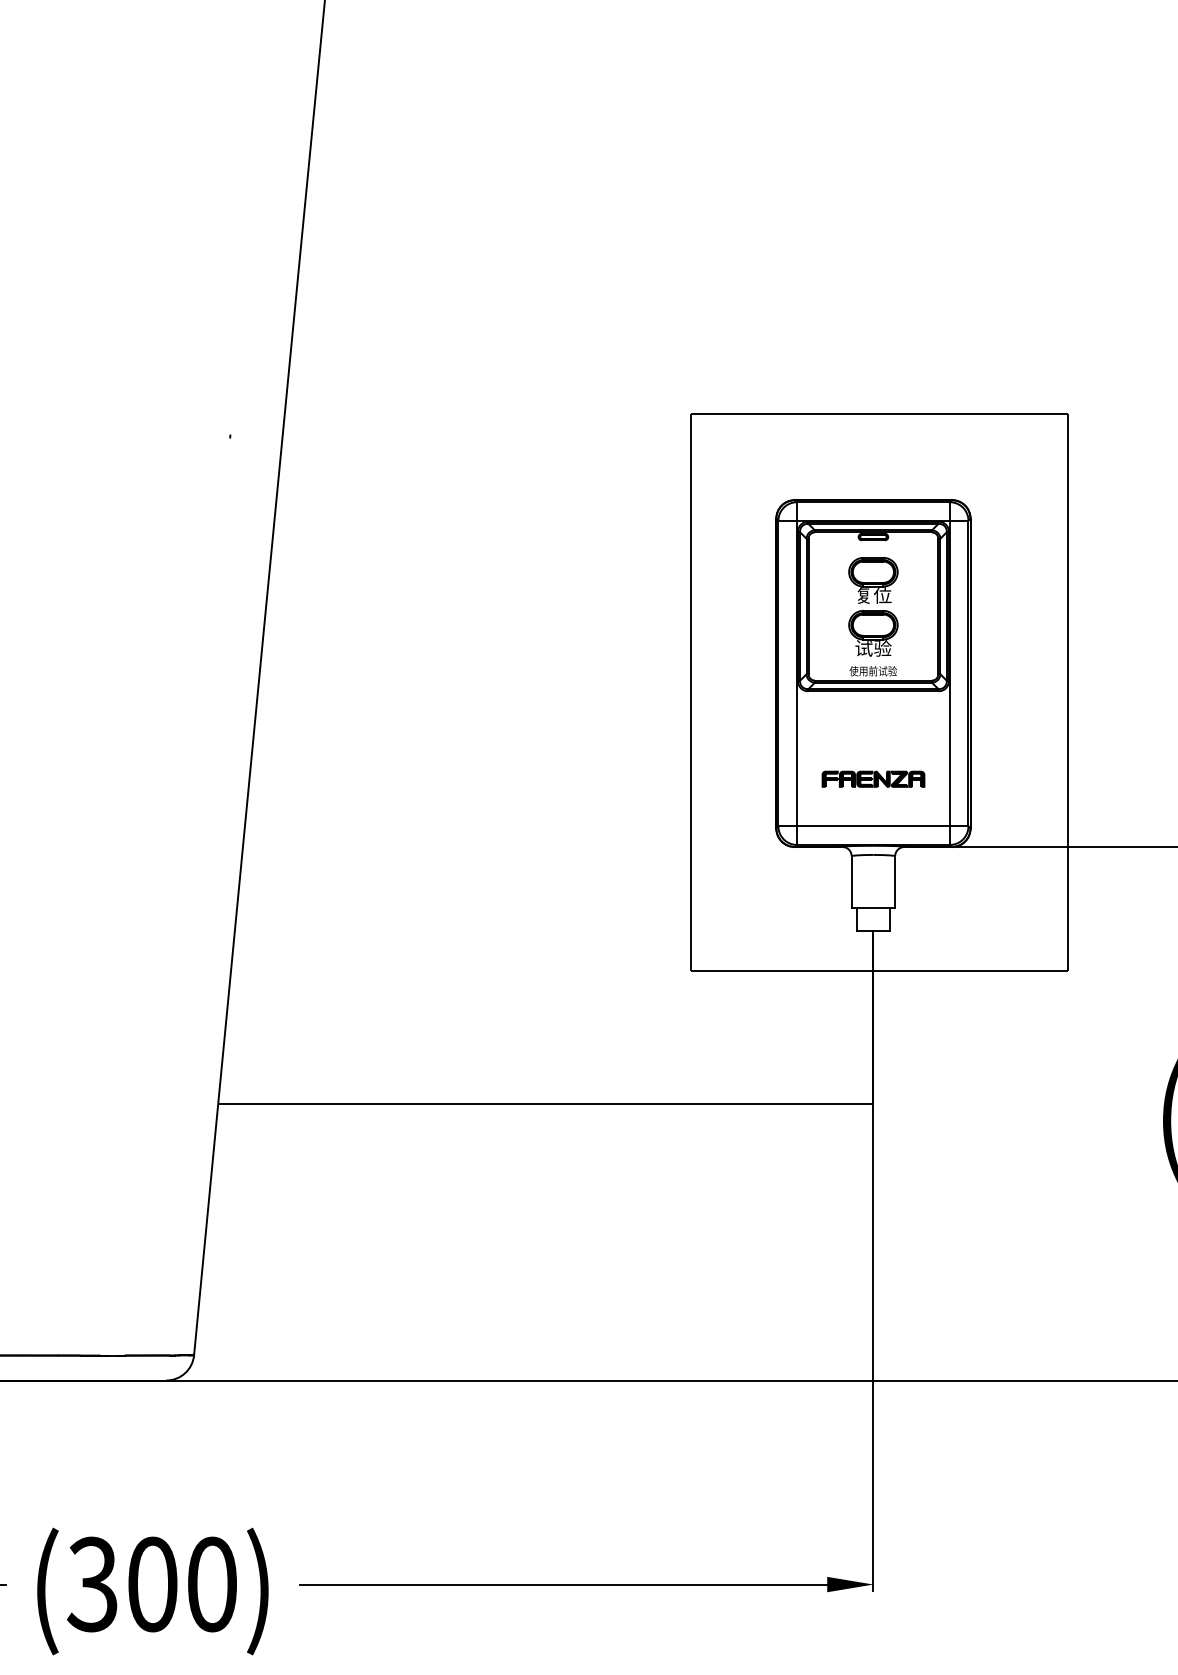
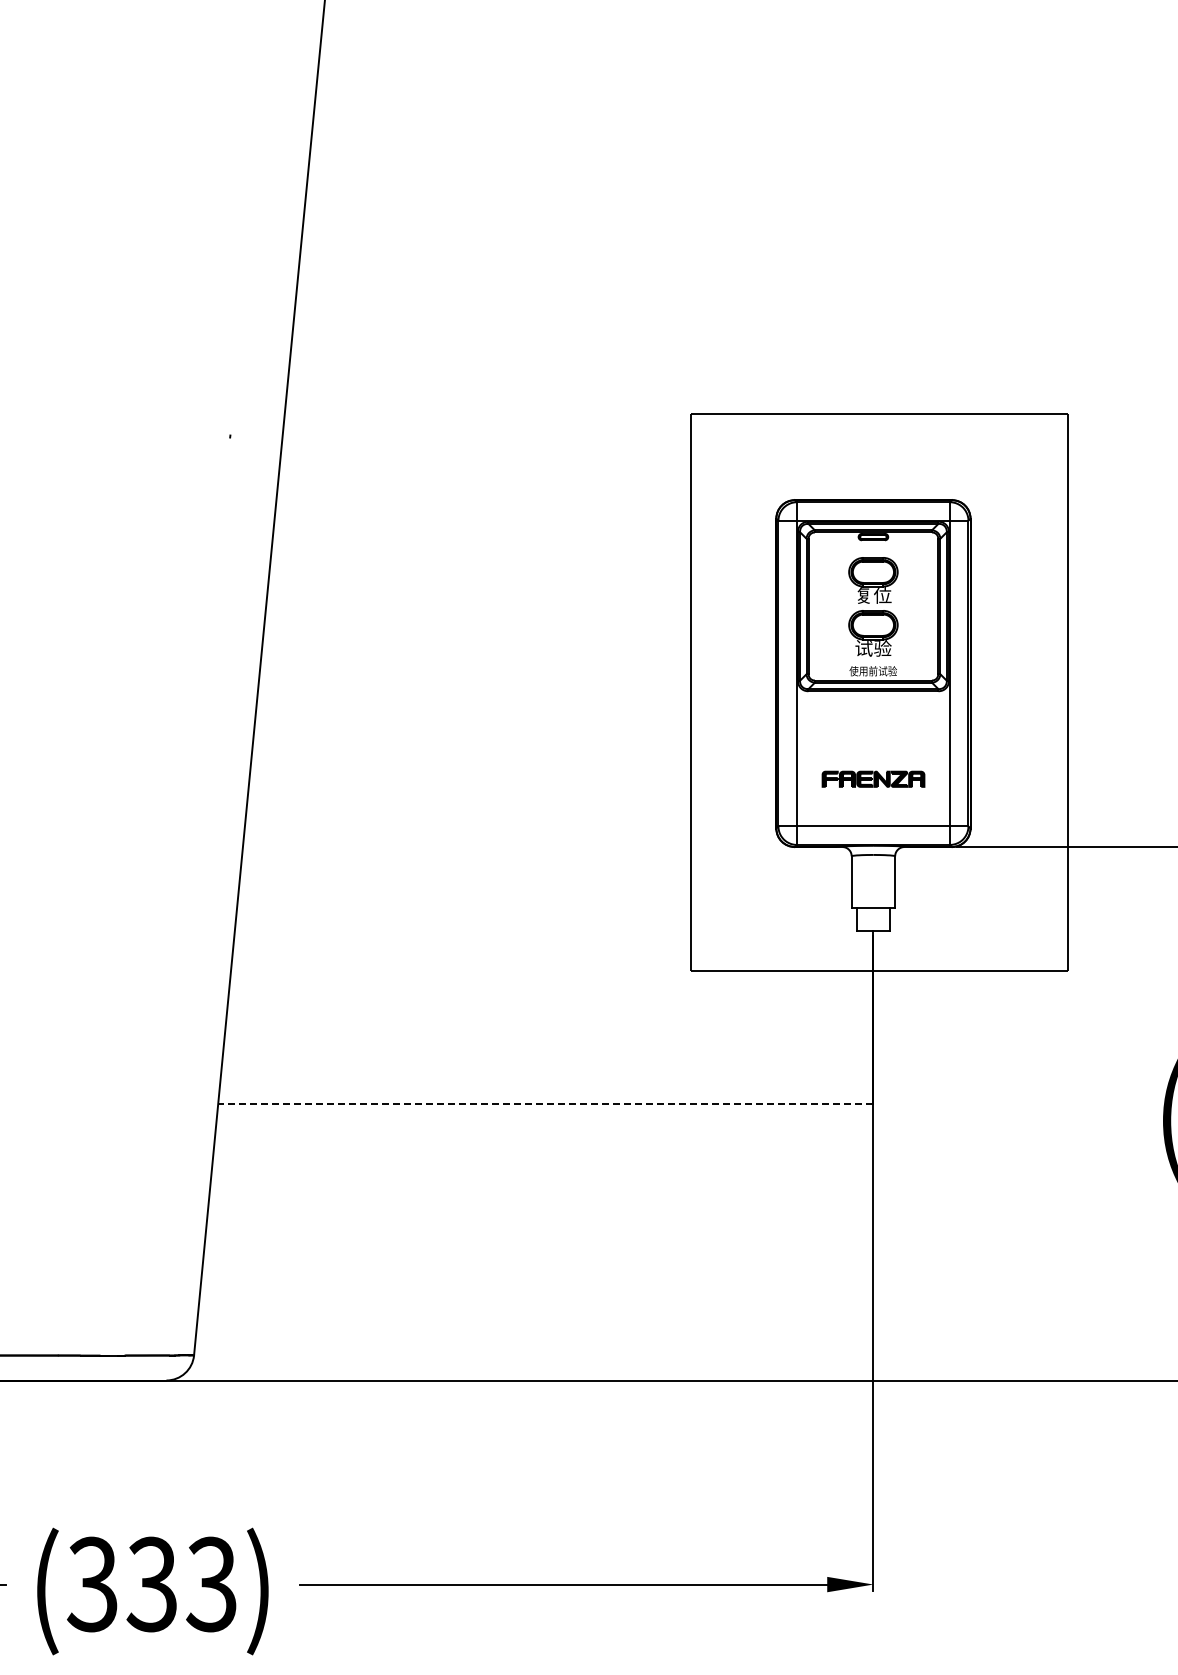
line: solid -> dashed (545, 1104)
text: (300) -> (333) (181, 1584)
